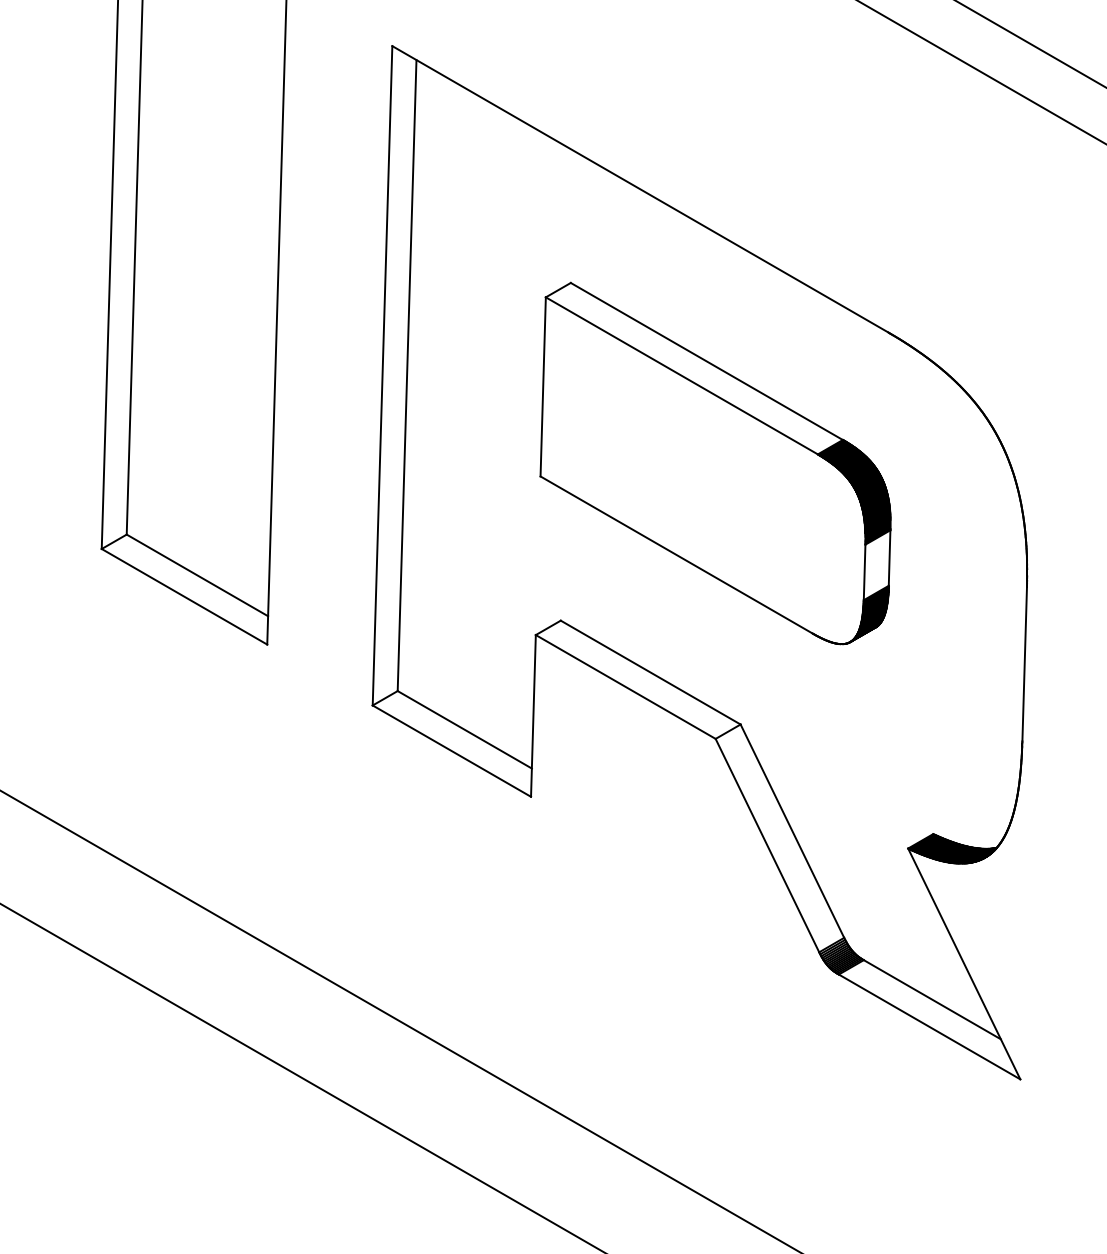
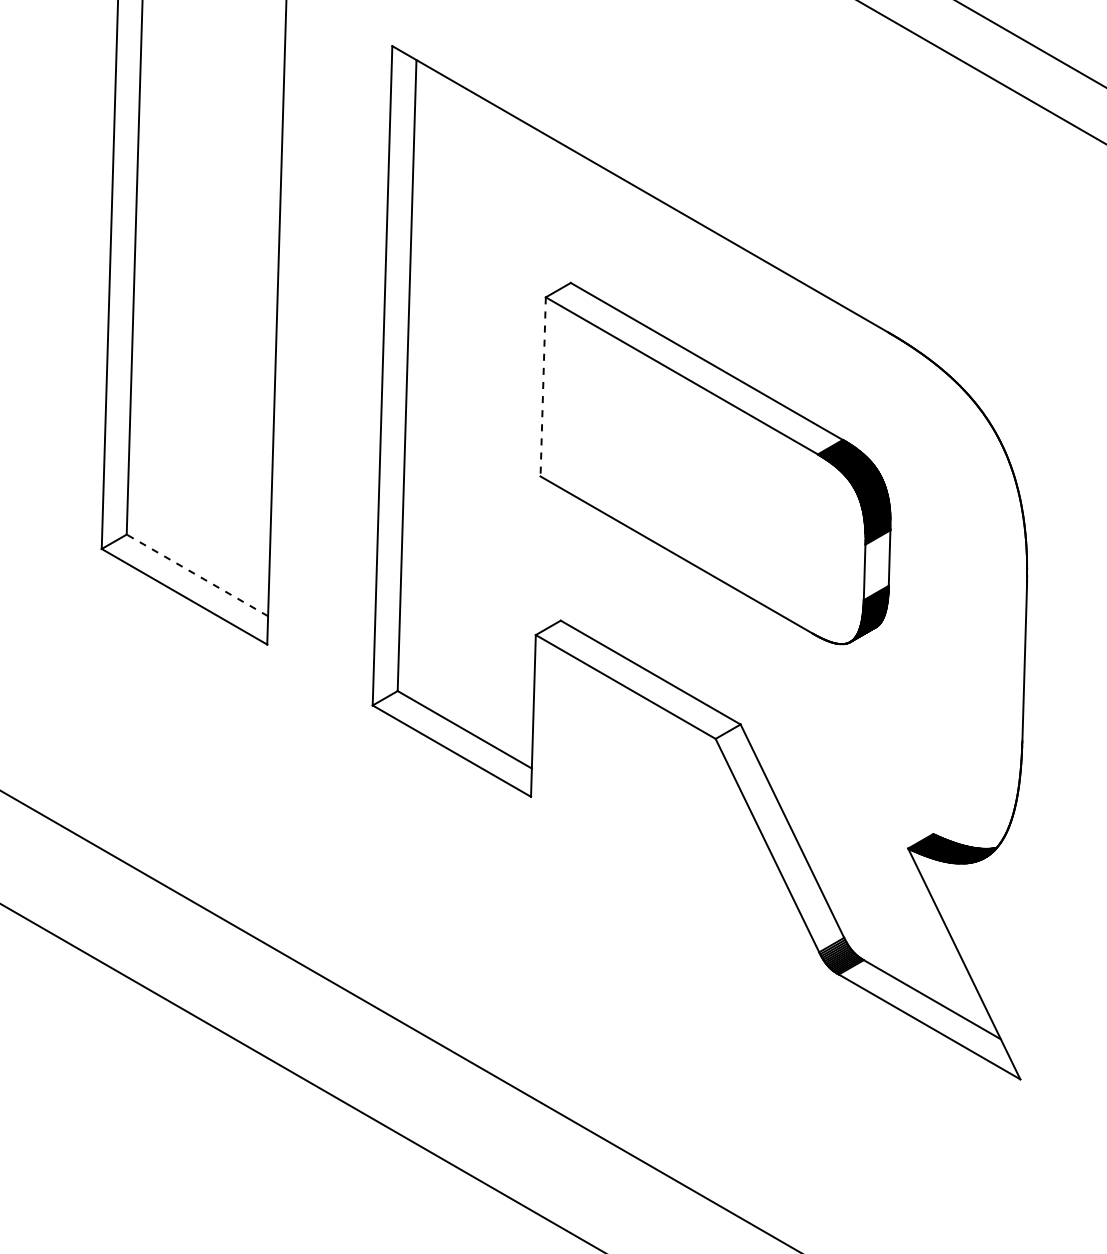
line: solid -> dashed (543, 386)
line: solid -> dashed (197, 575)
